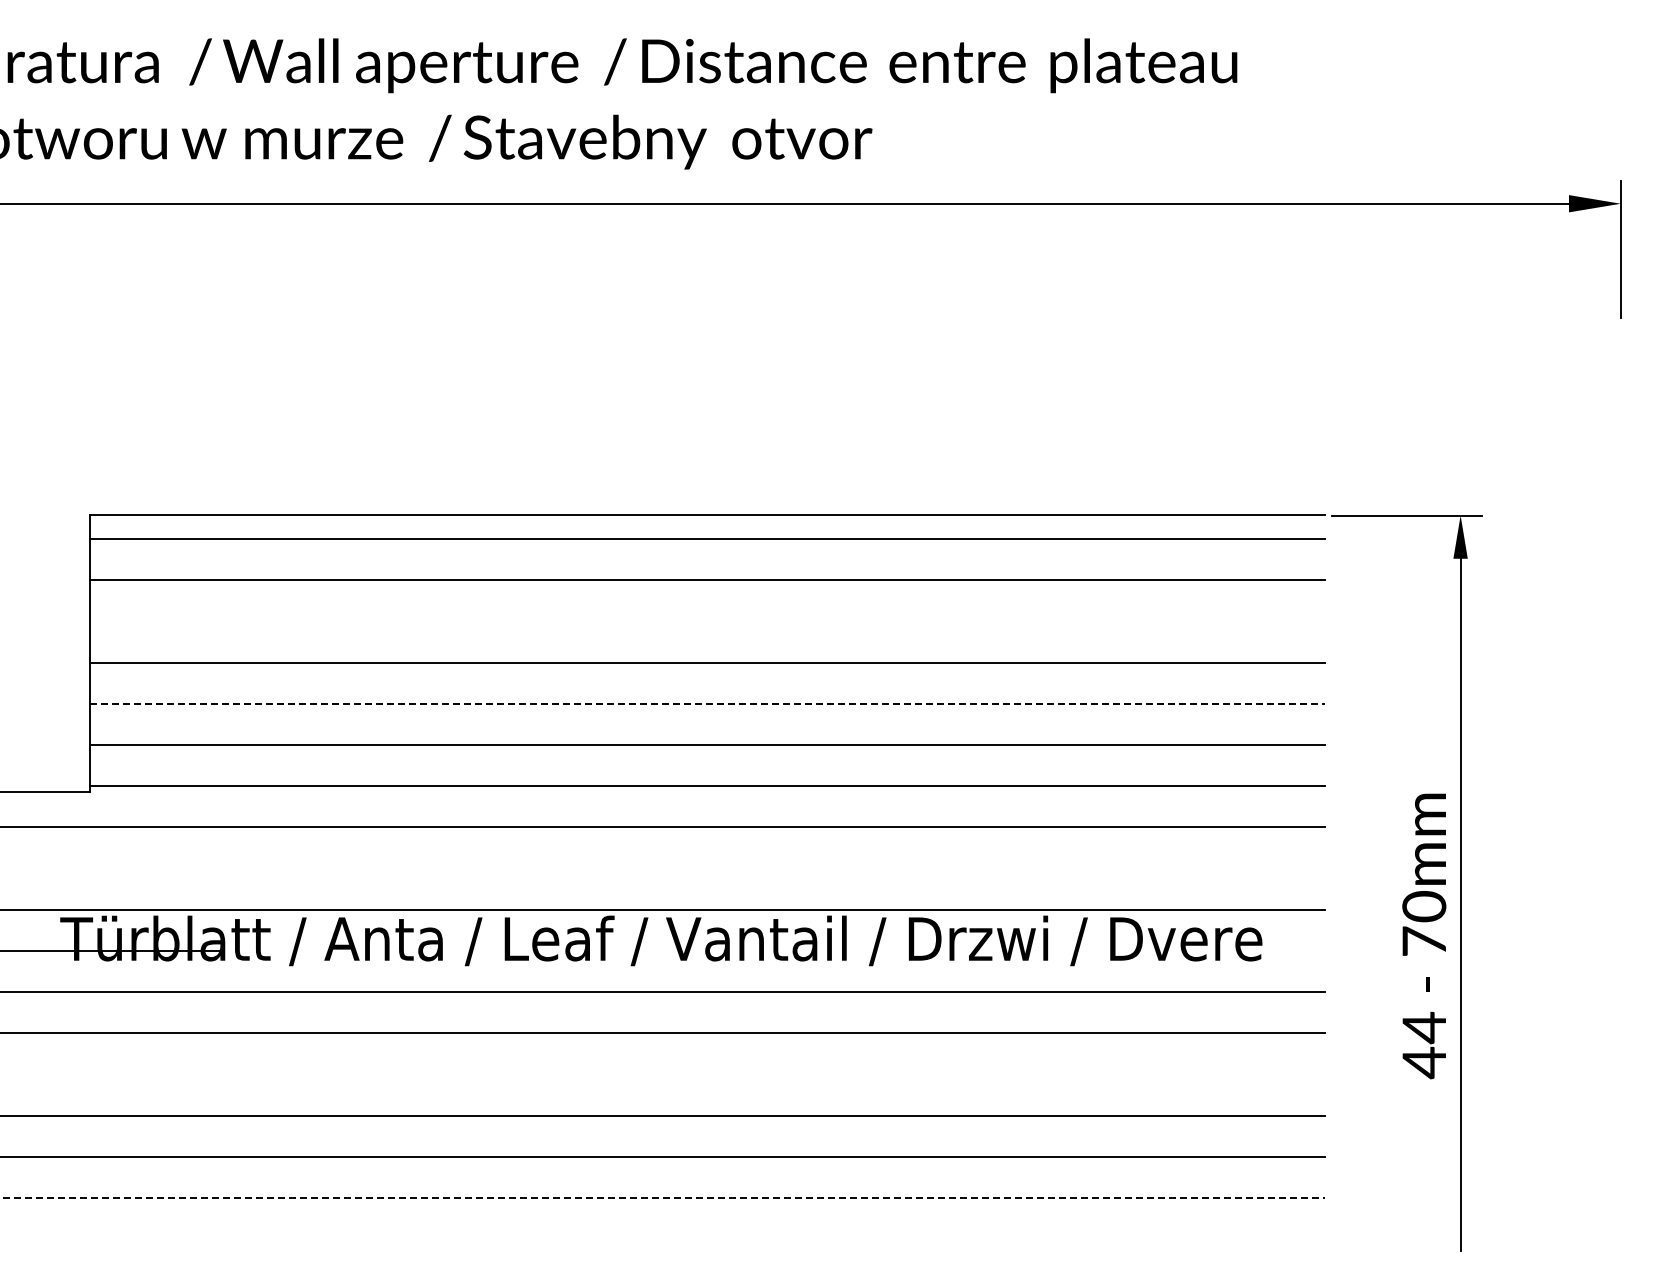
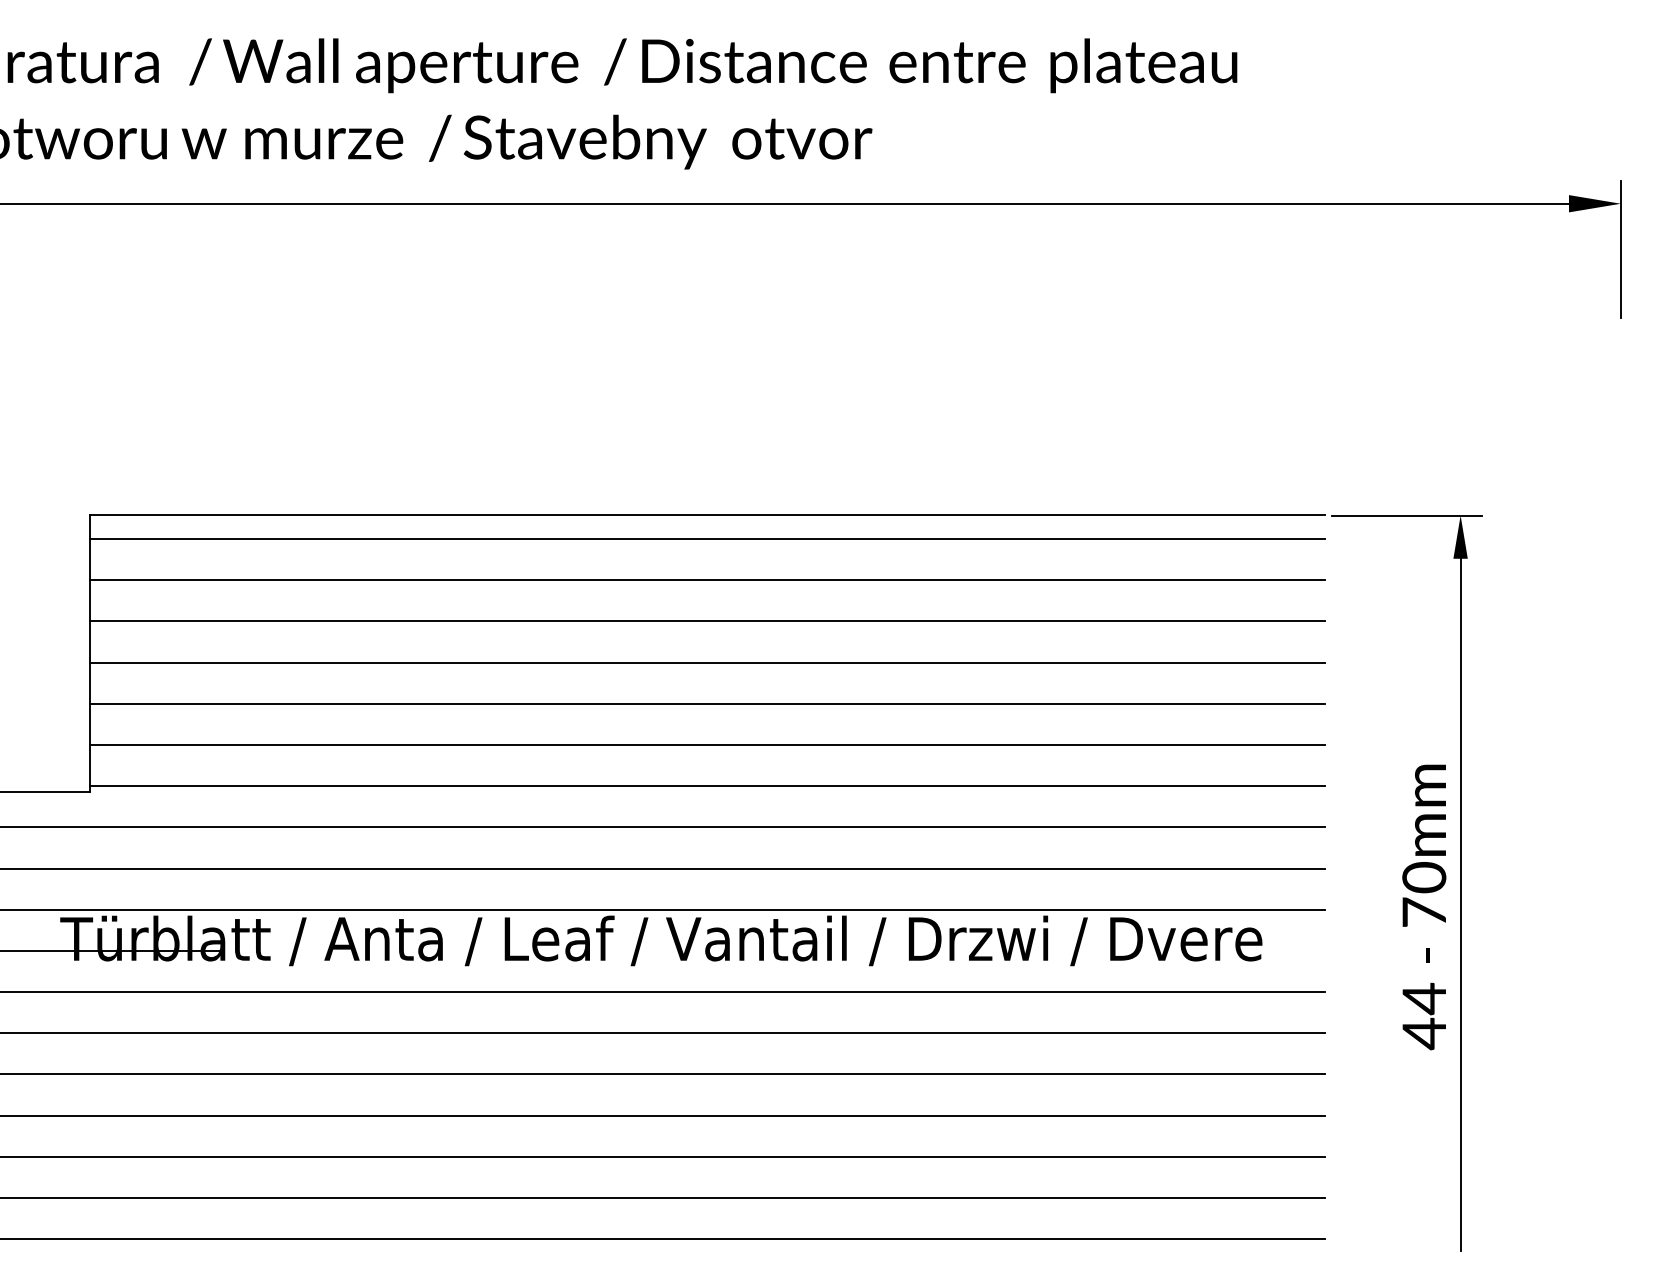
line: none -> present (706, 621)
line: dashed -> solid (707, 703)
line: none -> present (663, 868)
text position: (1424, 936) -> (1424, 907) (1424, 907)
line: none -> present (663, 1074)
line: dashed -> solid (662, 1198)
line: none -> present (663, 1239)
